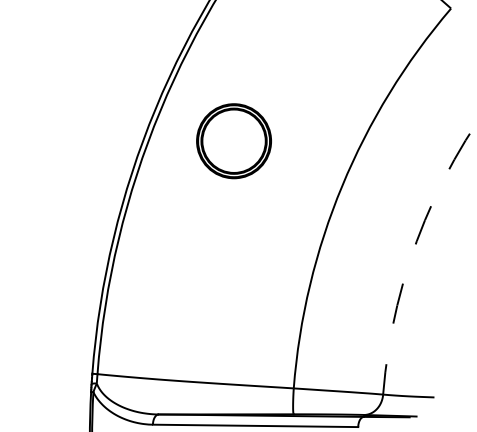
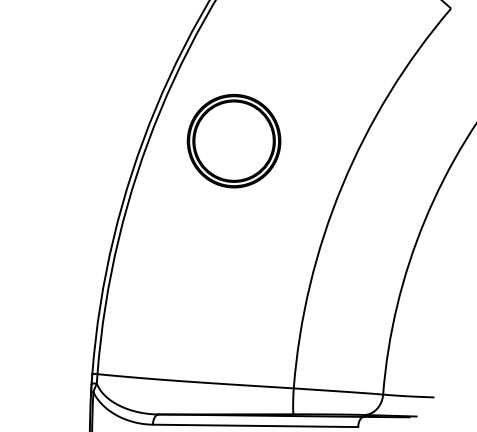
part size: 76x77 px -> 96x95 px (233, 141)
arc: dashed -> solid (412, 253)
